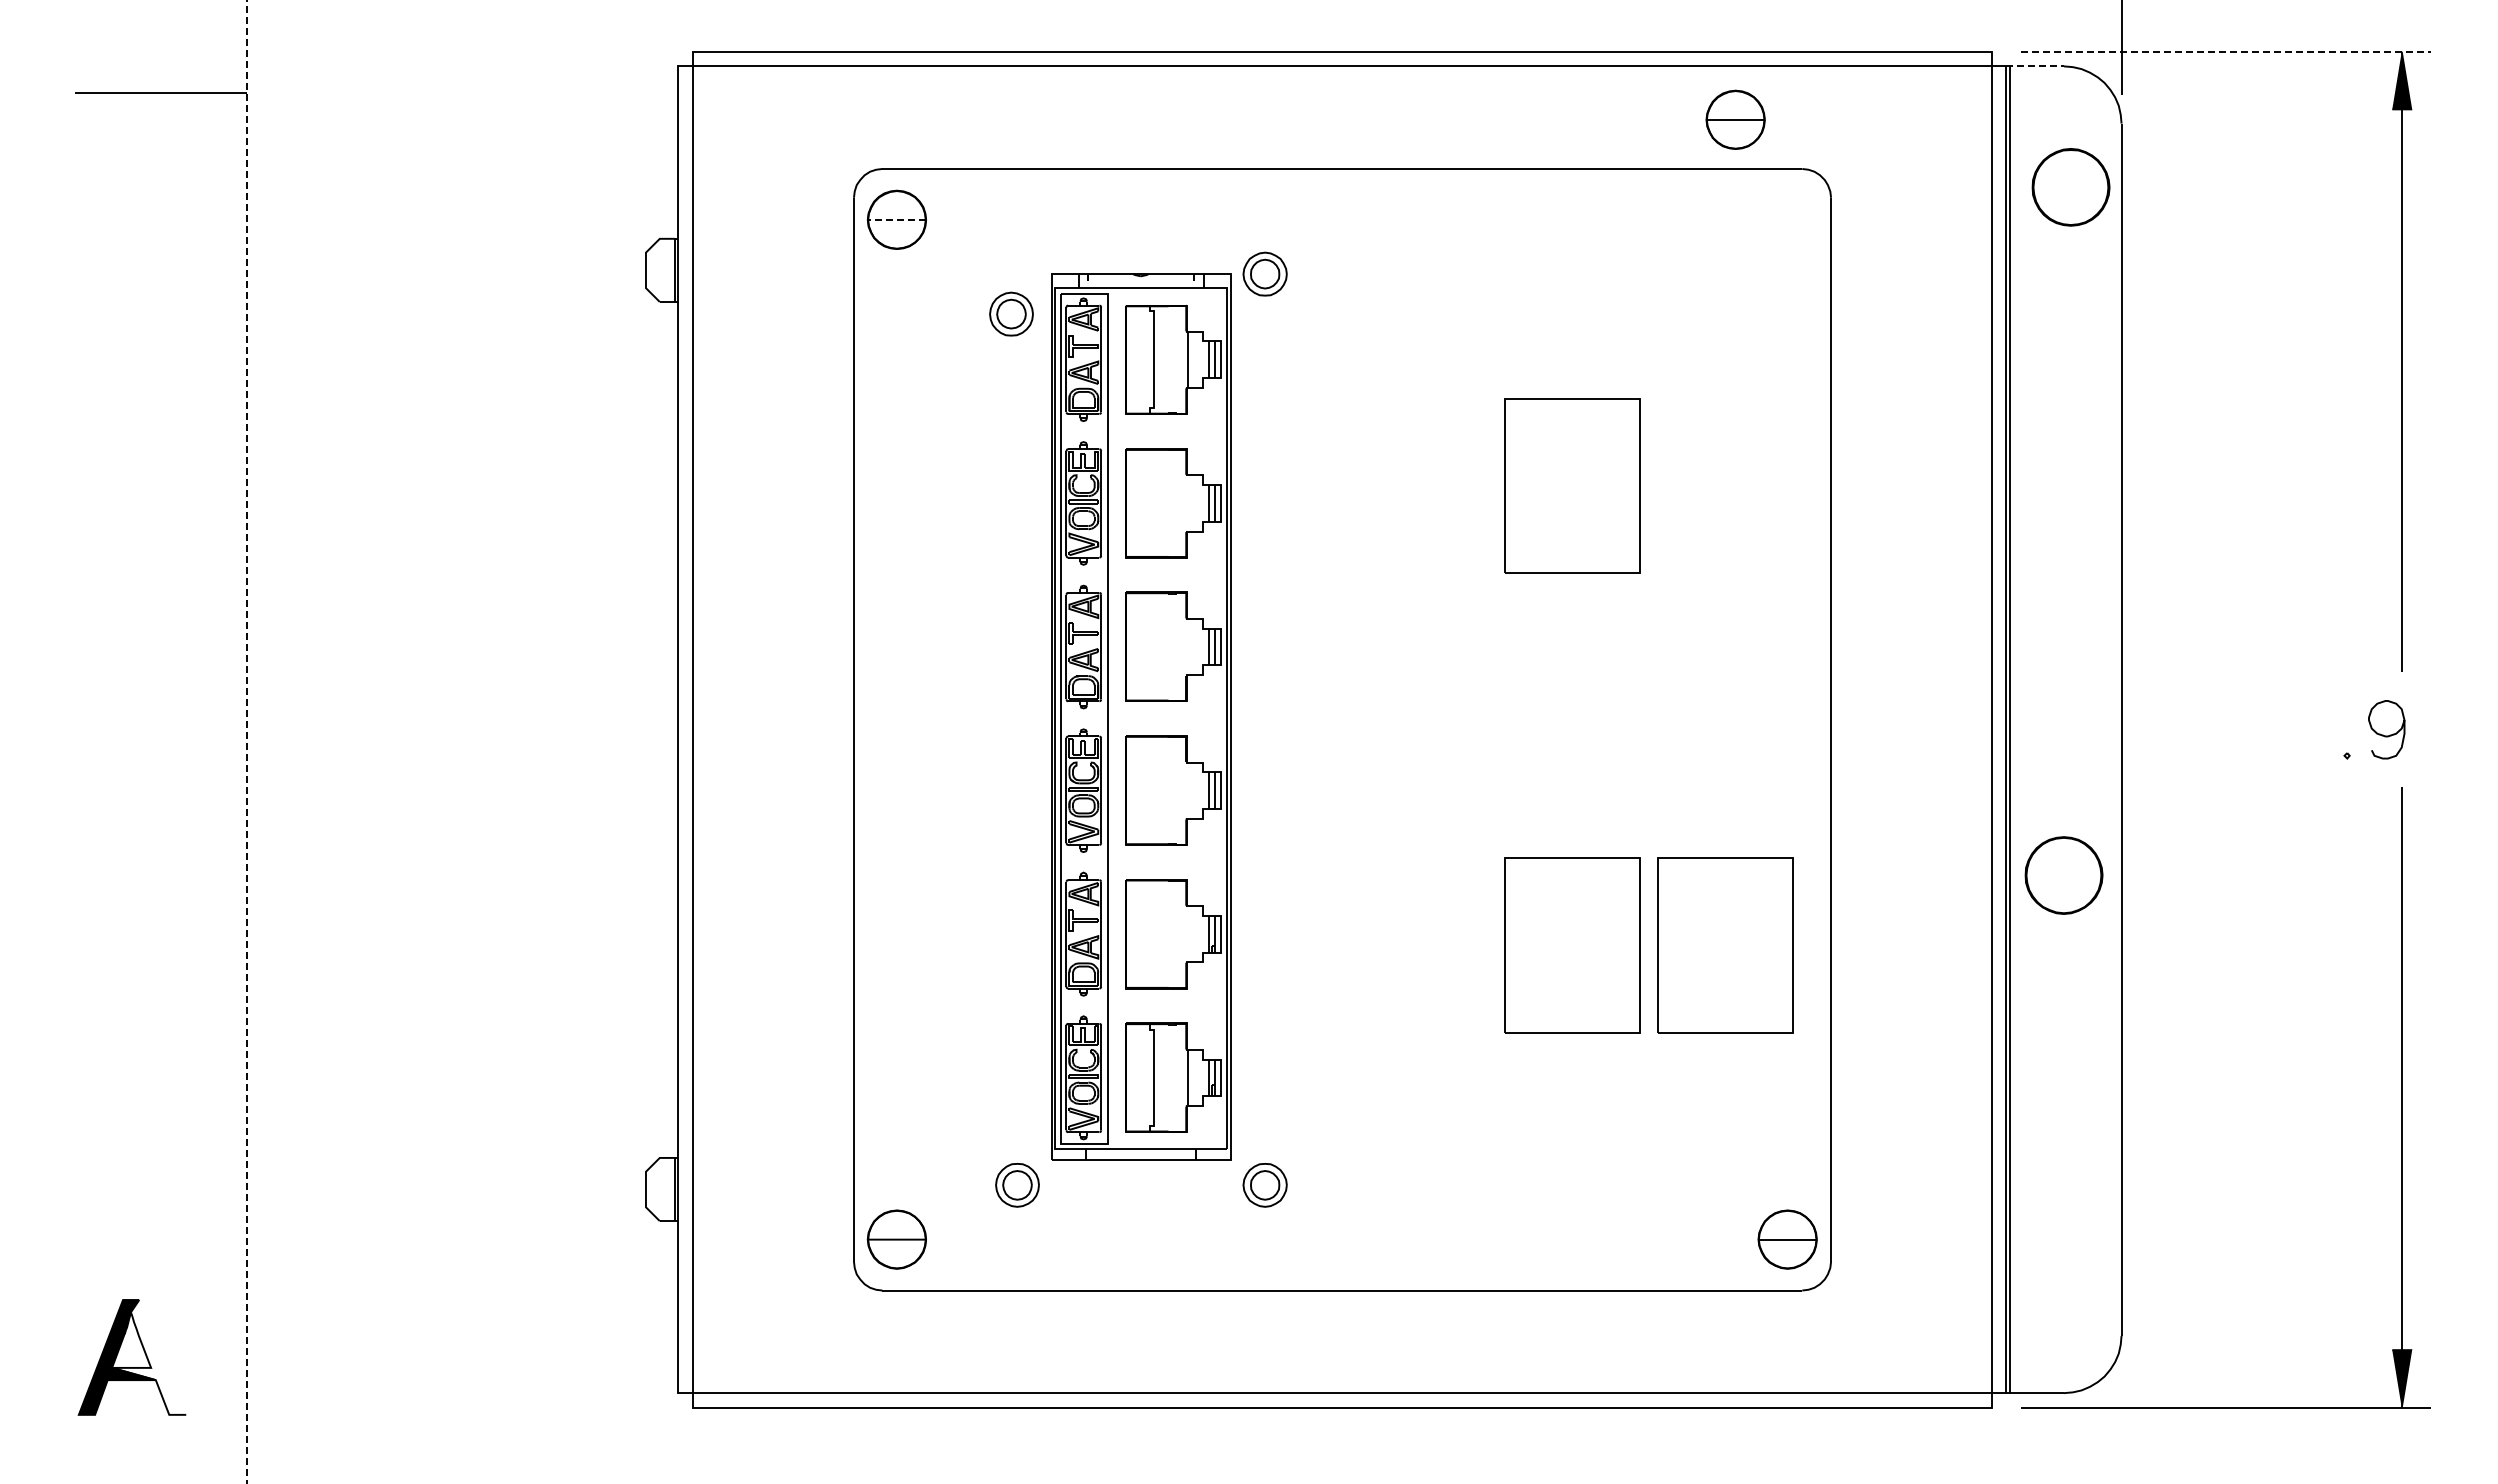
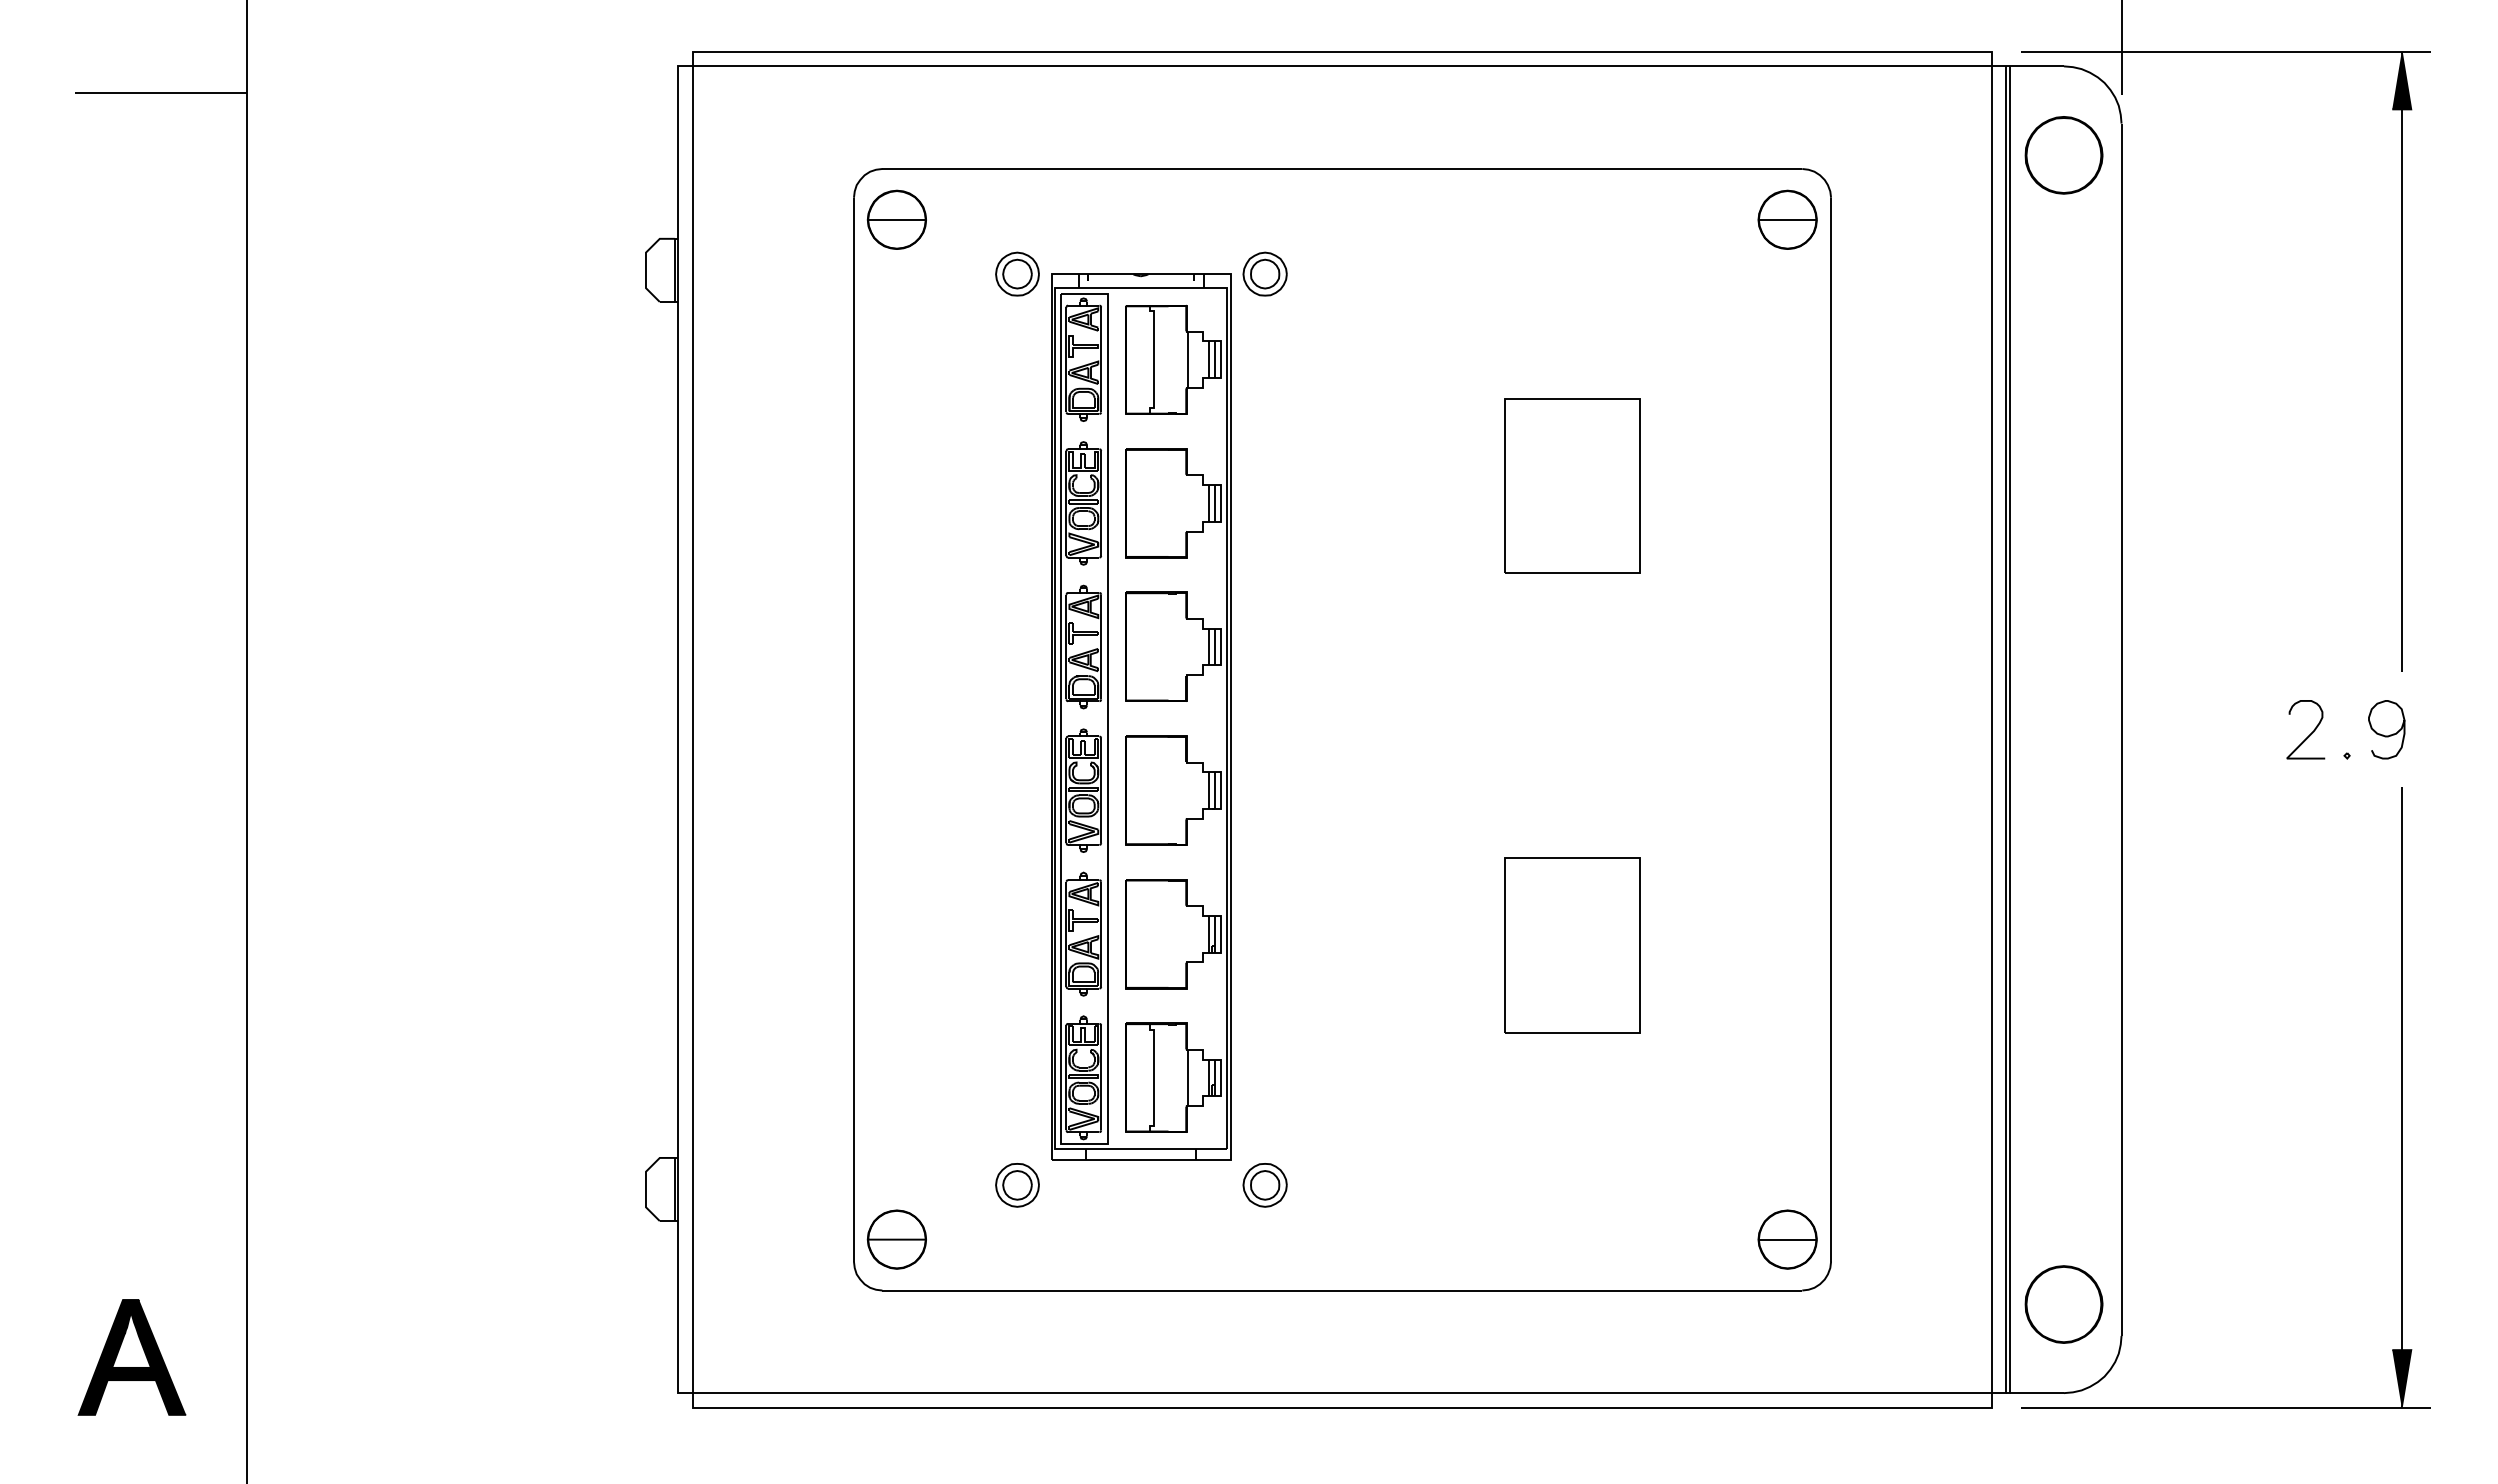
line: dashed -> solid (2225, 51)
line: dashed -> solid (2035, 66)
part position: (1735, 119) -> (1787, 219) (1787, 219)
part position: (2070, 187) -> (2063, 155) (2063, 155)
line: dashed -> solid (896, 219)
part position: (1011, 313) -> (1017, 273) (1017, 273)
curve: none -> present (2310, 733)
line: dashed -> solid (247, 741)
part position: (2063, 875) -> (2063, 1304) (2063, 1304)
part: present -> none (1725, 945)
fill: none -> present (149, 1357)
